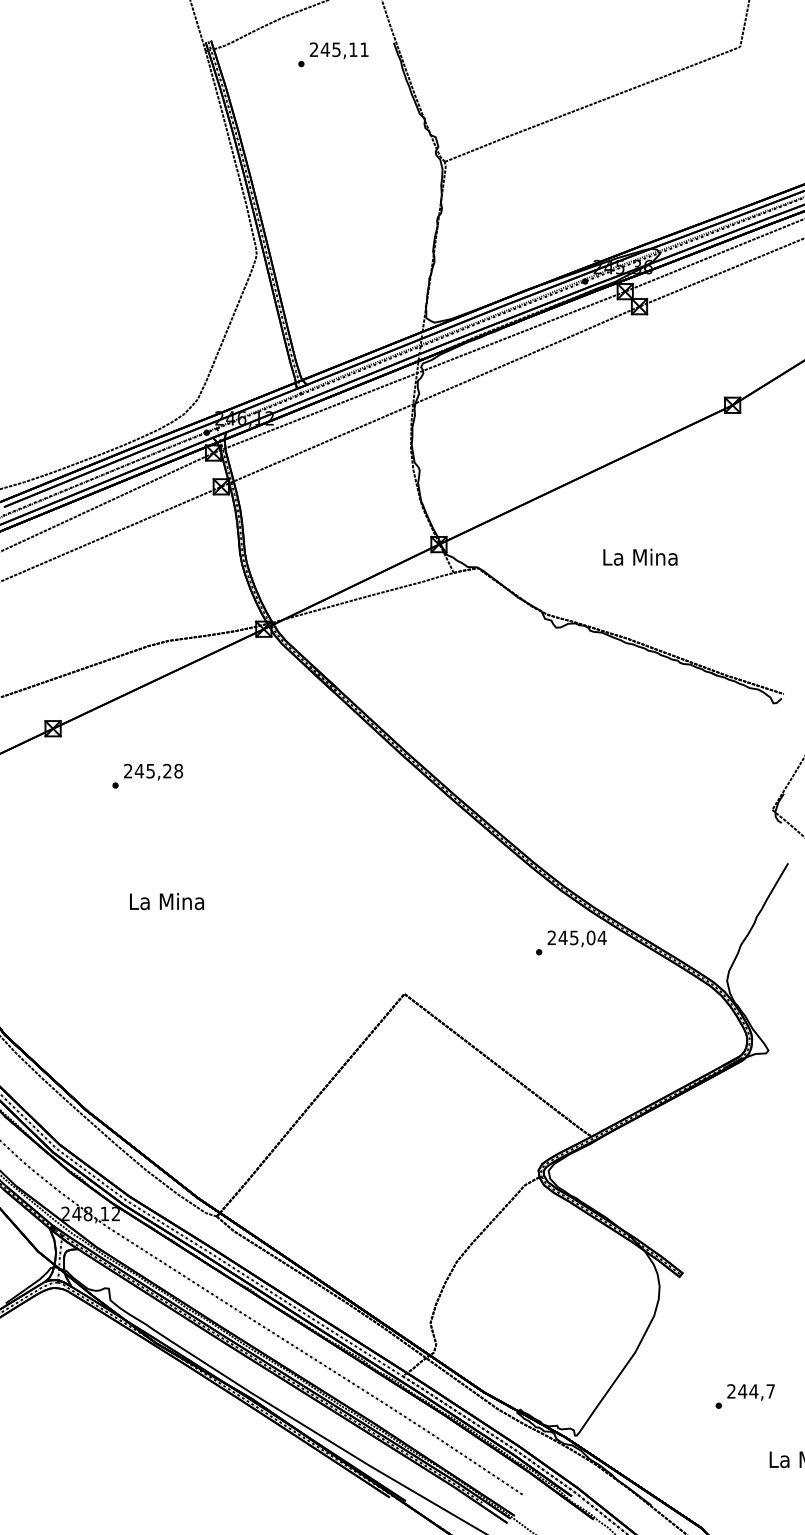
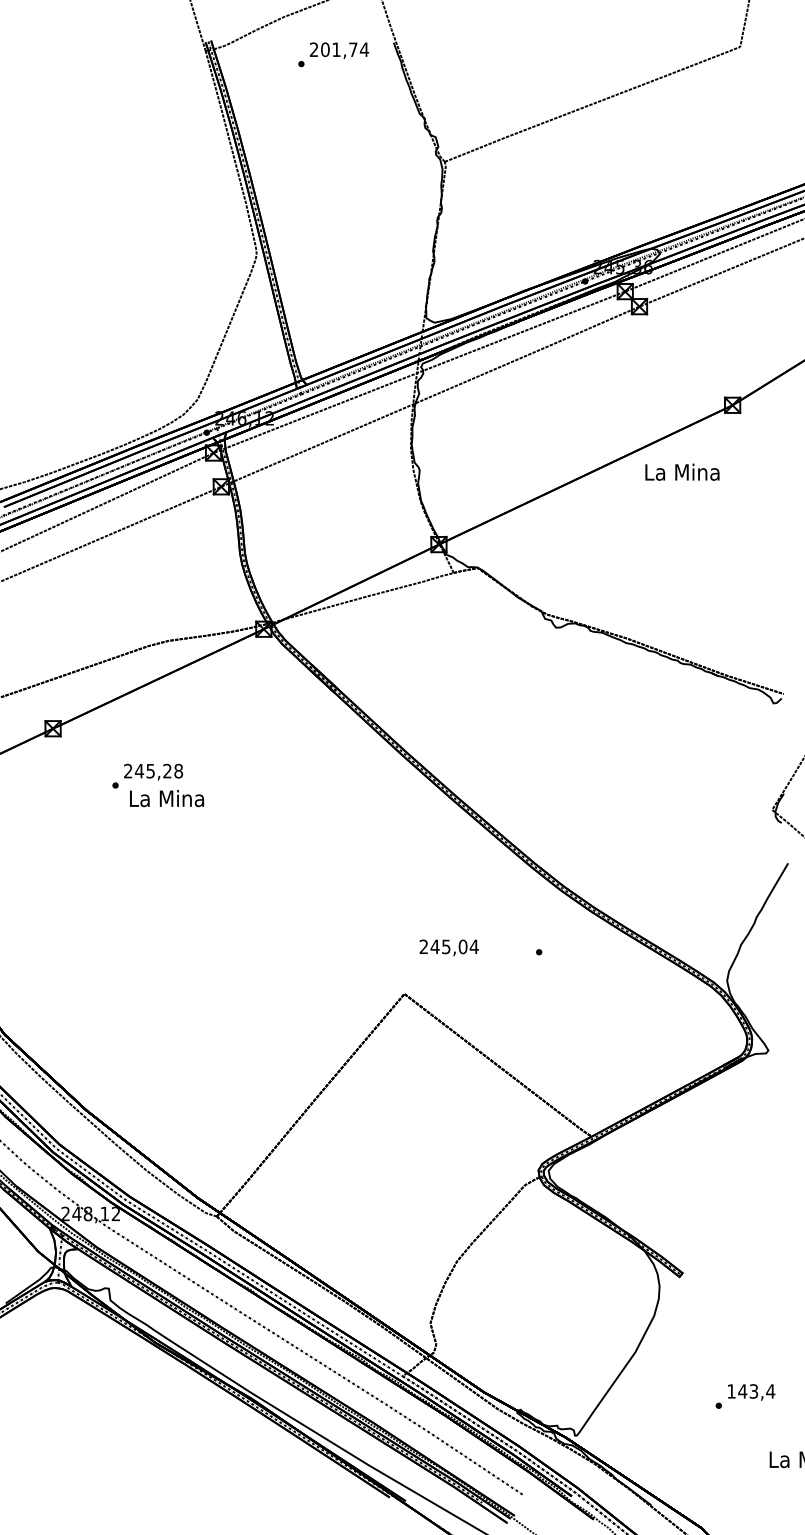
text: 245,11 -> 201,74 (344, 49)
text position: (640, 556) -> (682, 471) (682, 471)
text position: (166, 901) -> (166, 798) (166, 798)
text position: (576, 938) -> (448, 947) (448, 947)
text: 244,7 -> 143,4 (751, 1391)
